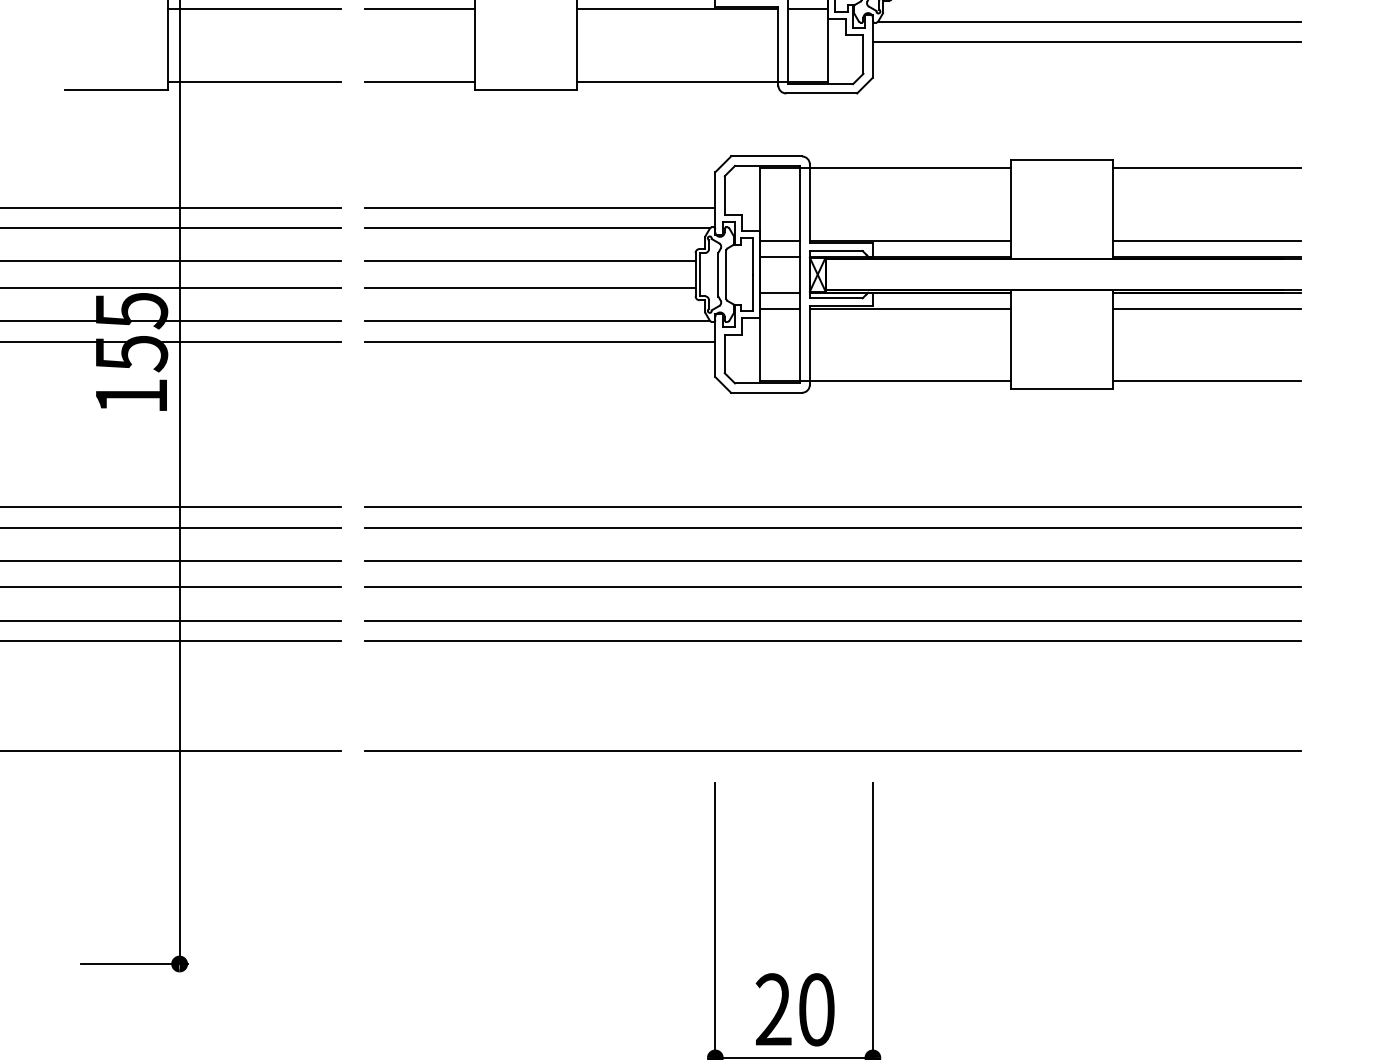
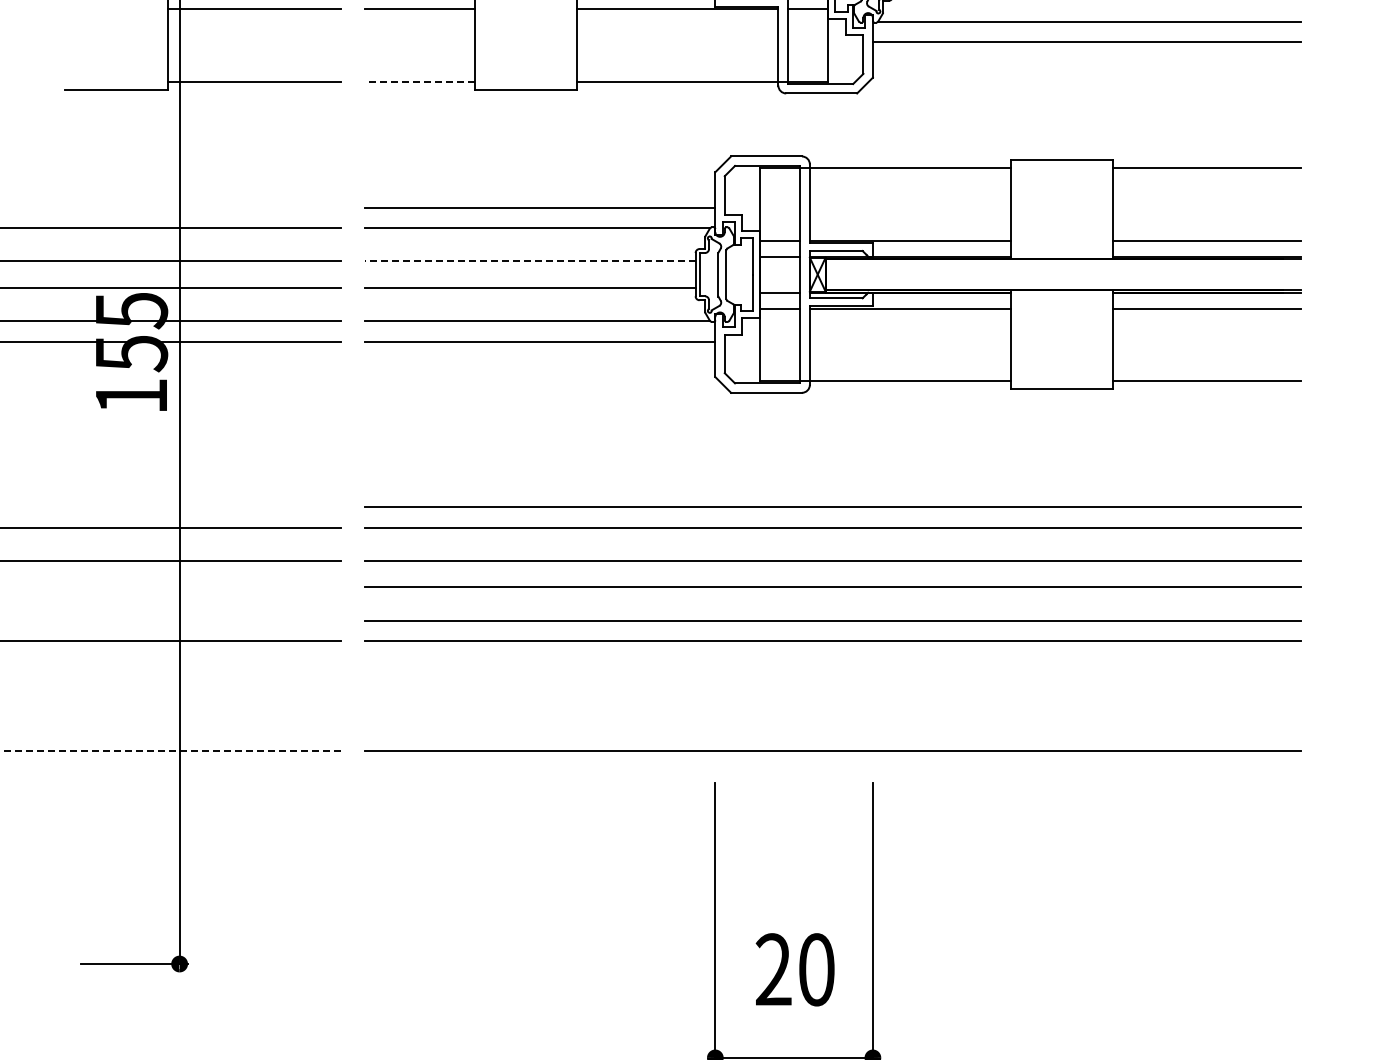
line: solid -> dashed (420, 81)
line: present -> none (171, 207)
line: solid -> dashed (529, 261)
line: present -> none (171, 507)
line: present -> none (171, 587)
line: present -> none (171, 620)
line: solid -> dashed (170, 751)
text position: (794, 1009) -> (794, 969) (794, 969)
